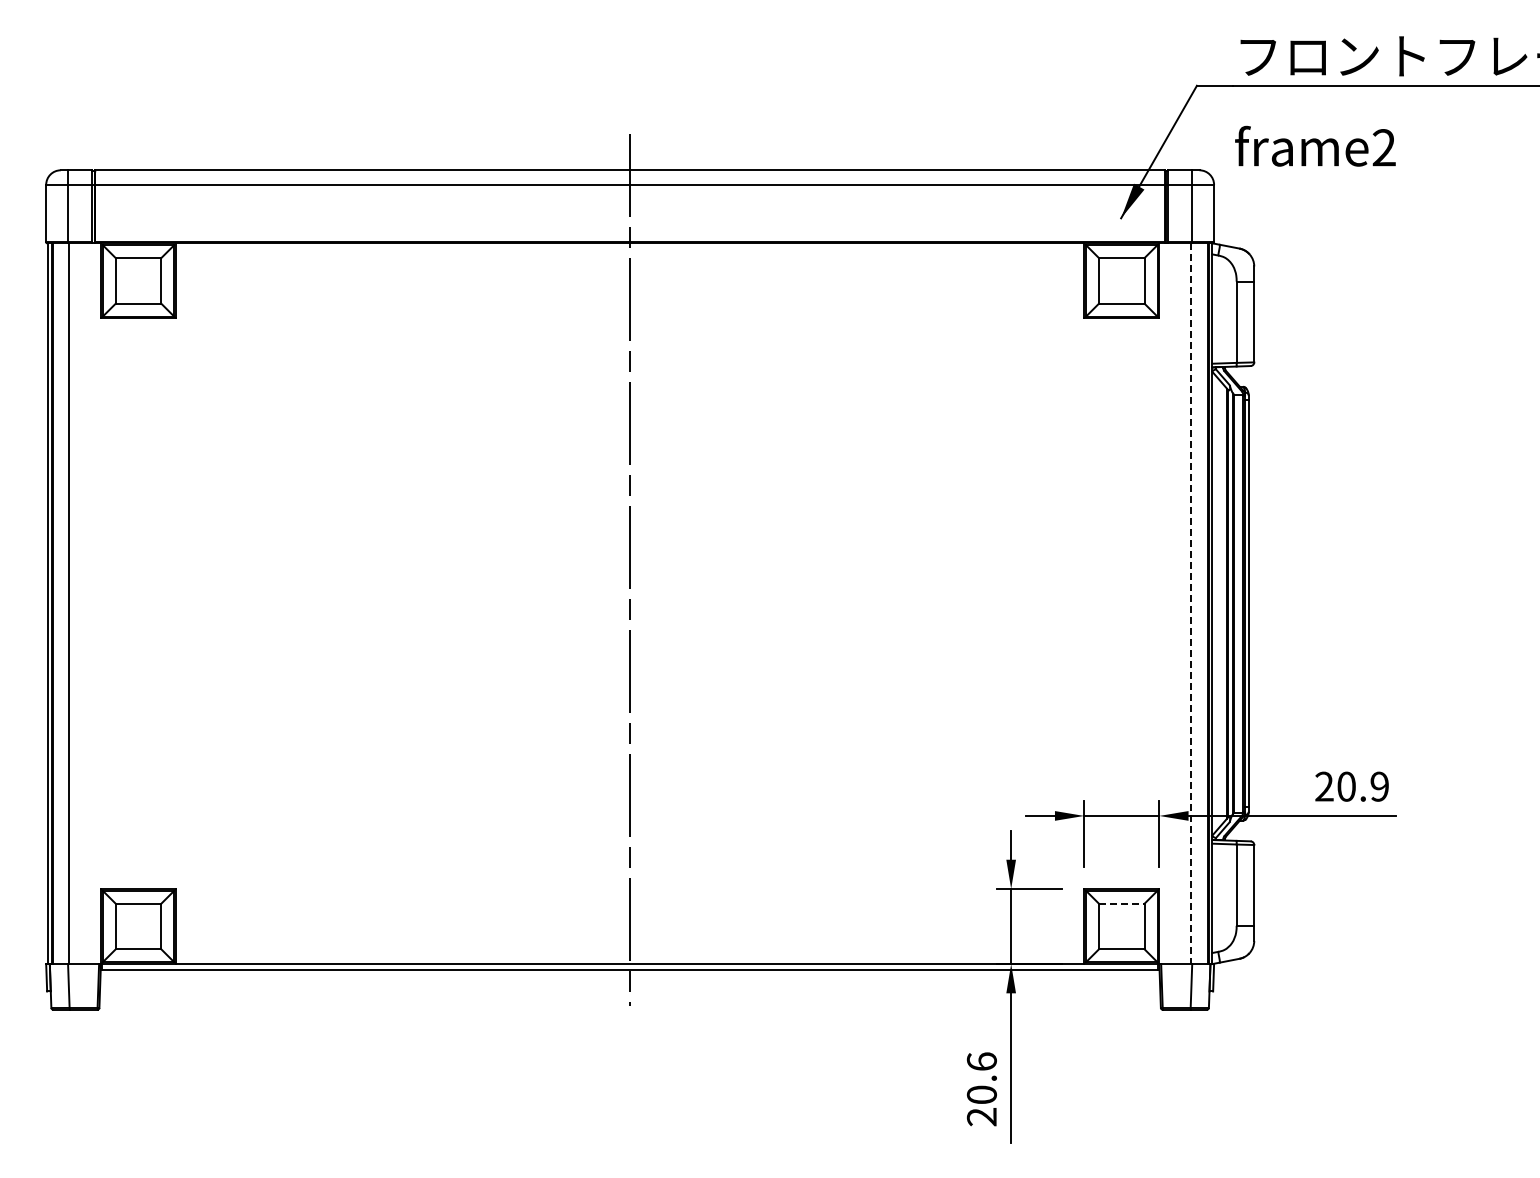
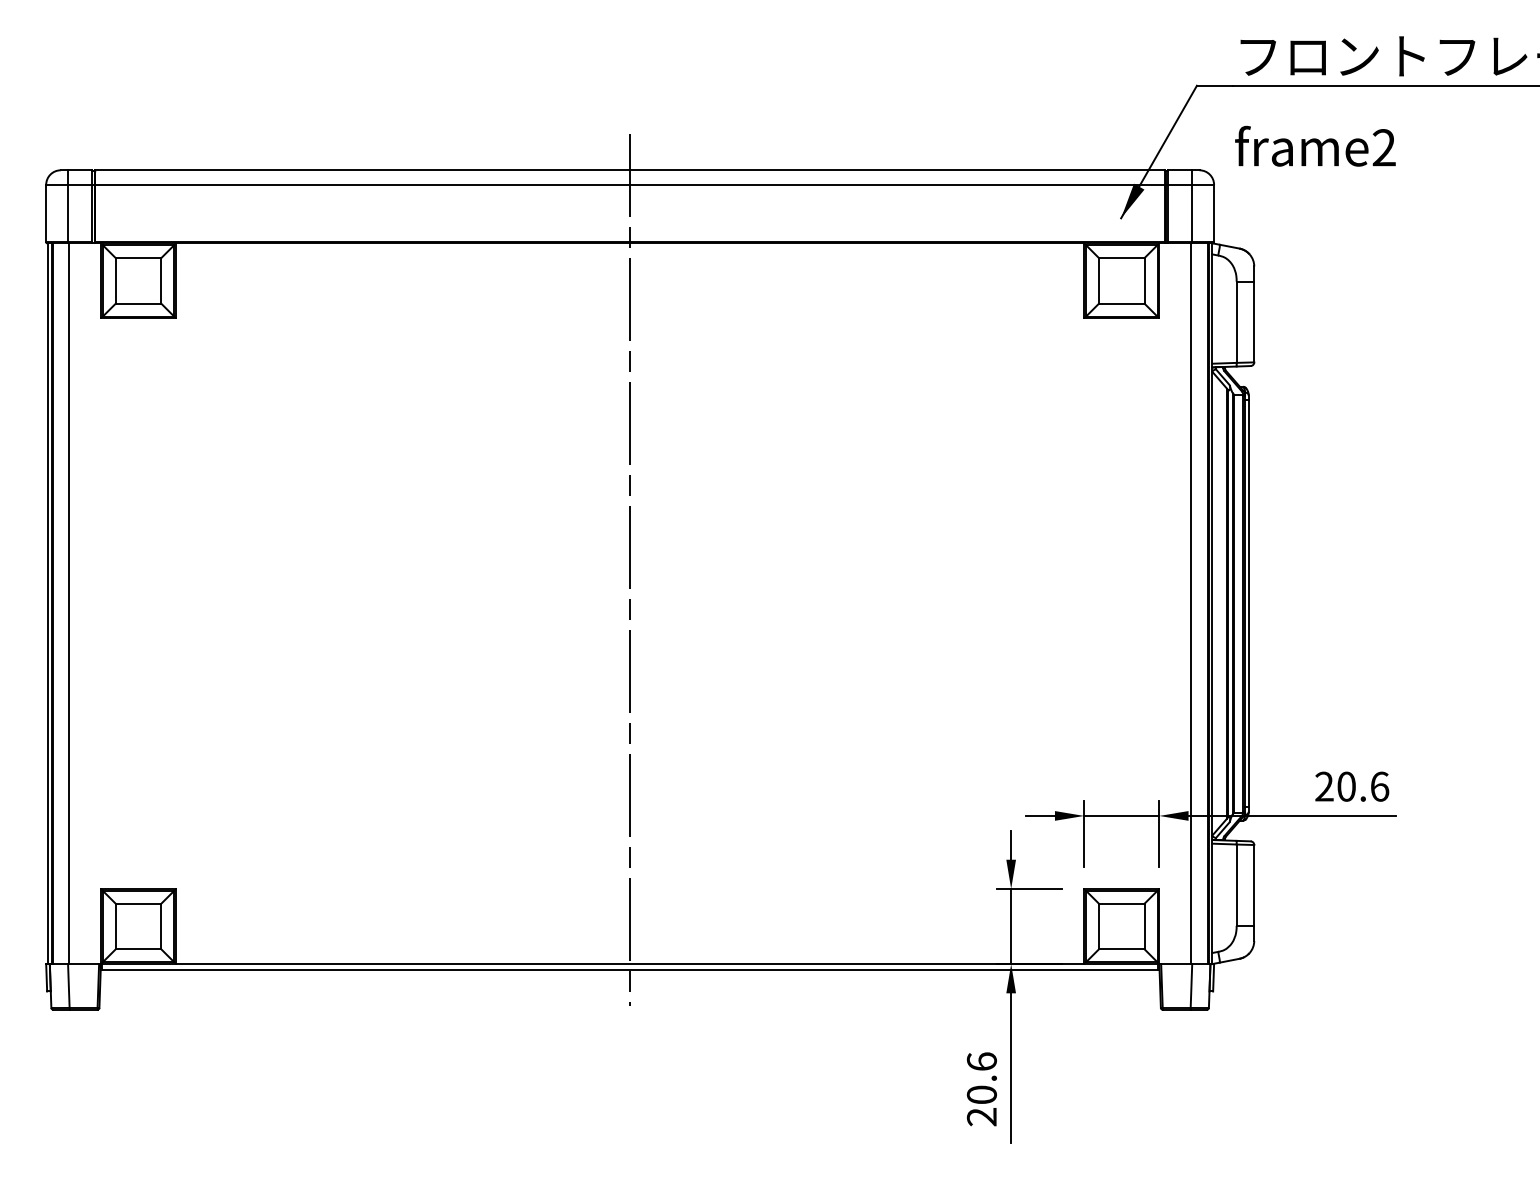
line: dashed -> solid (1191, 604)
text: 20.9 -> 20.6 (1379, 786)
line: dashed -> solid (1121, 903)
